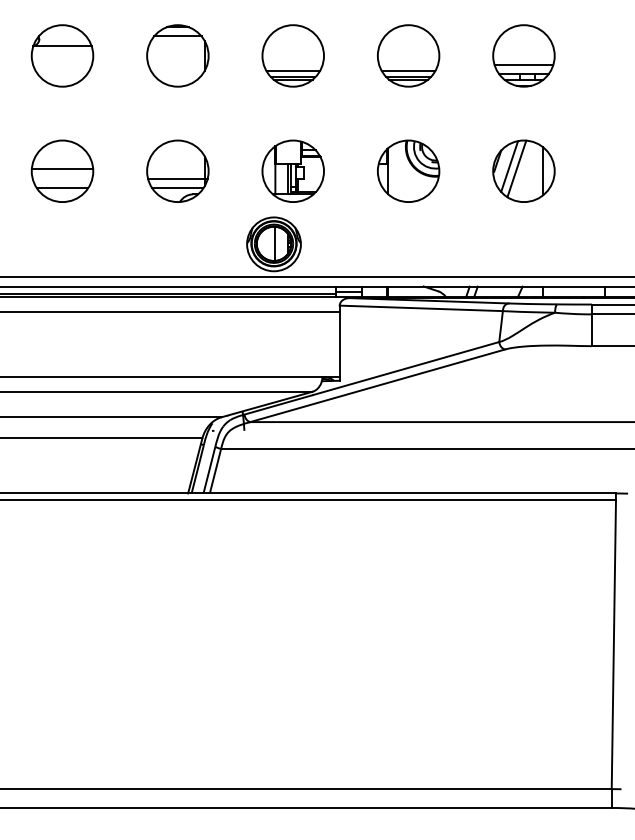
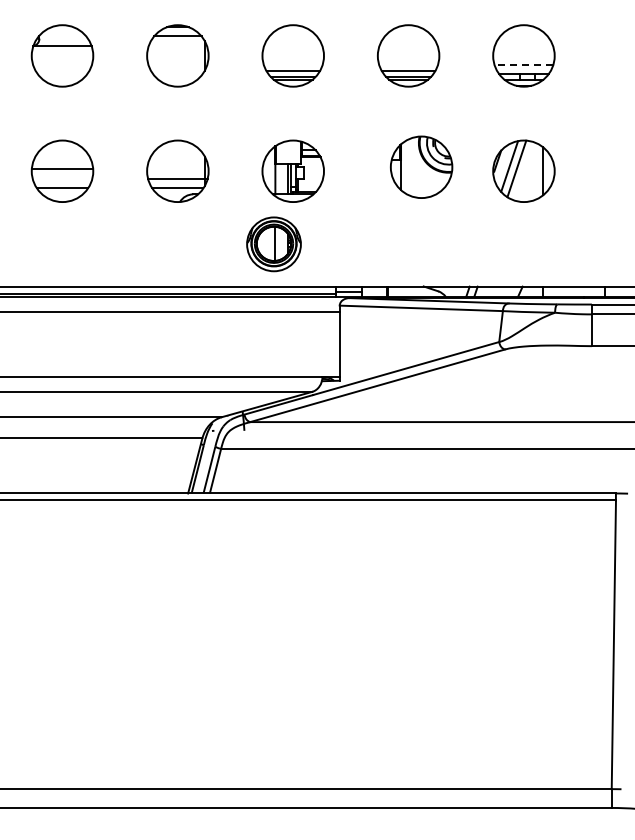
line: solid -> dashed (523, 65)
part position: (408, 170) -> (421, 166) (421, 166)
line: present -> none (316, 277)
